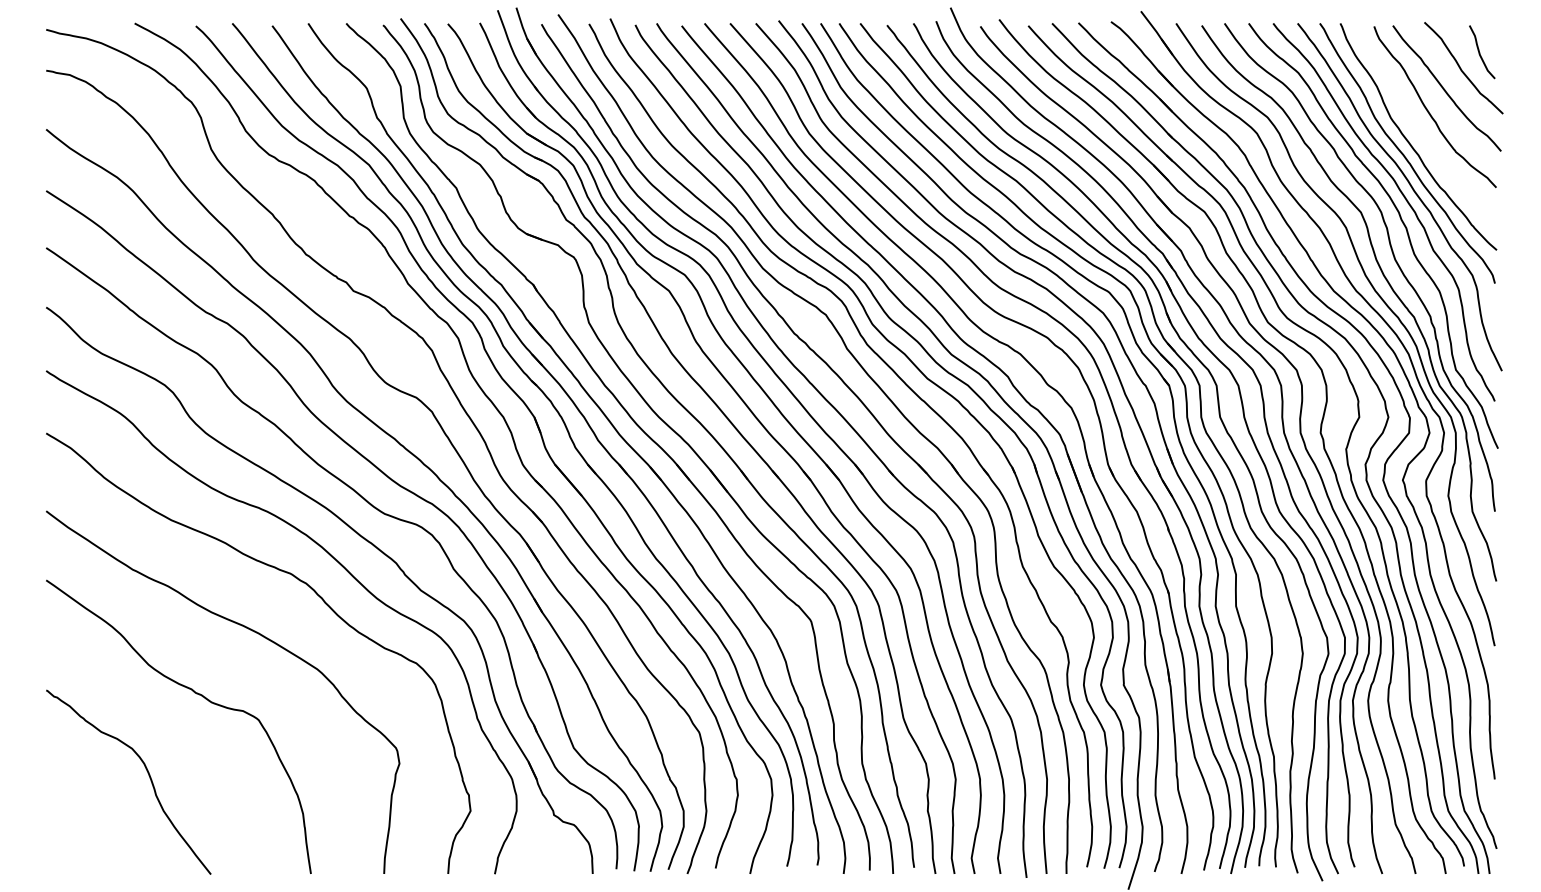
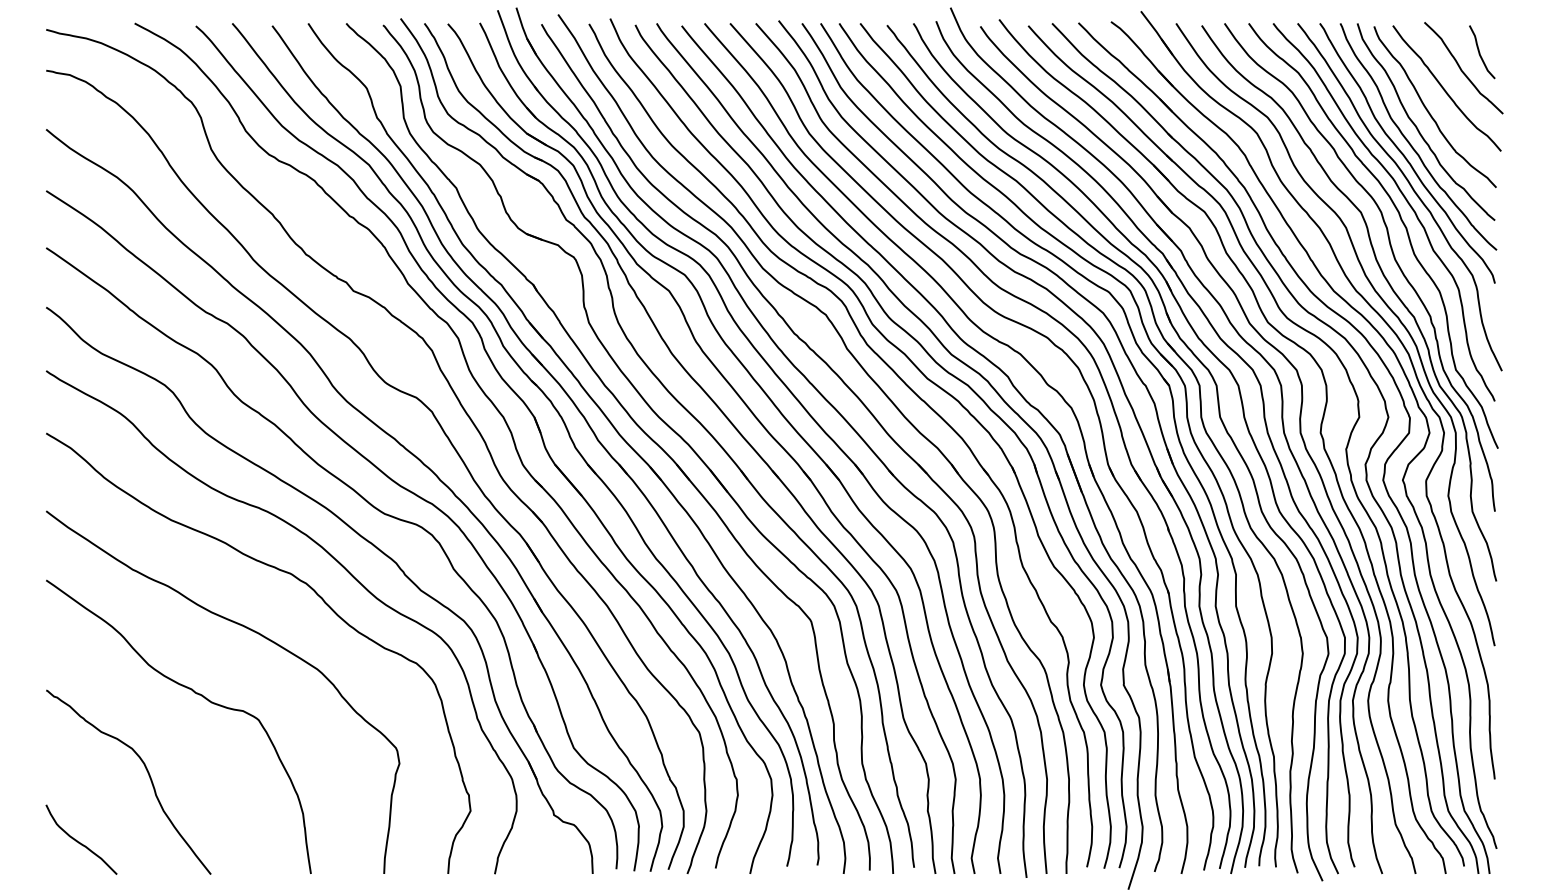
curve: none -> present (1417, 126)
curve: none -> present (79, 841)
